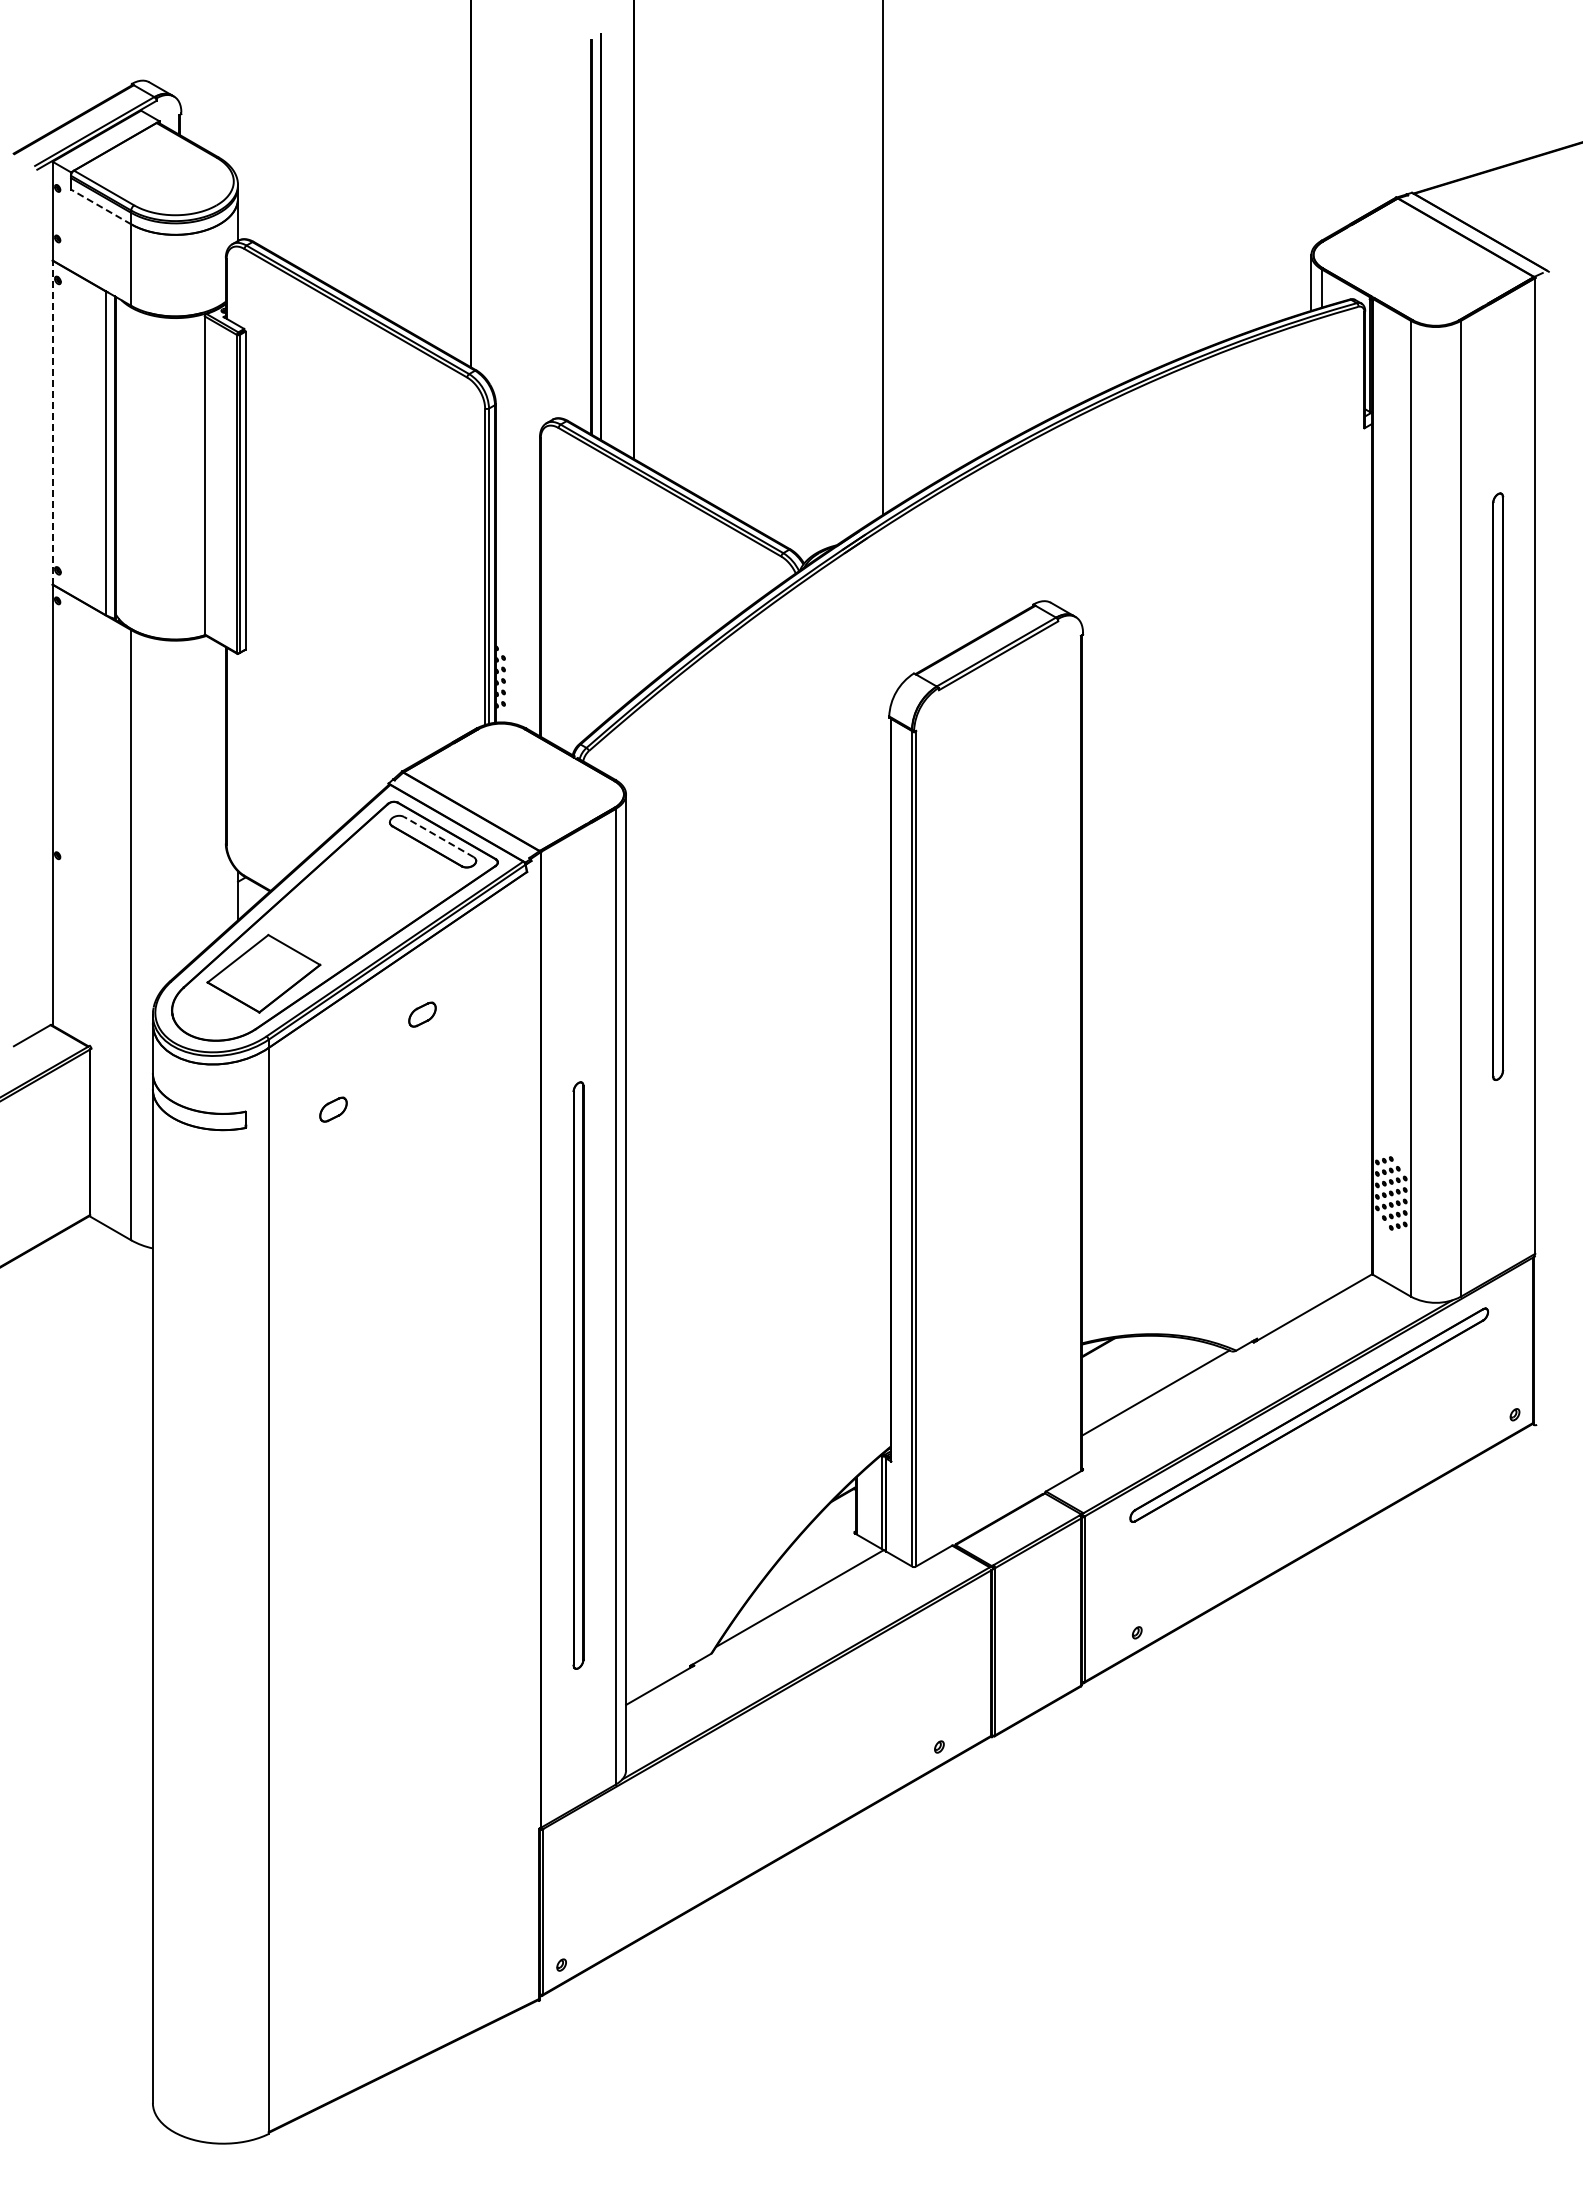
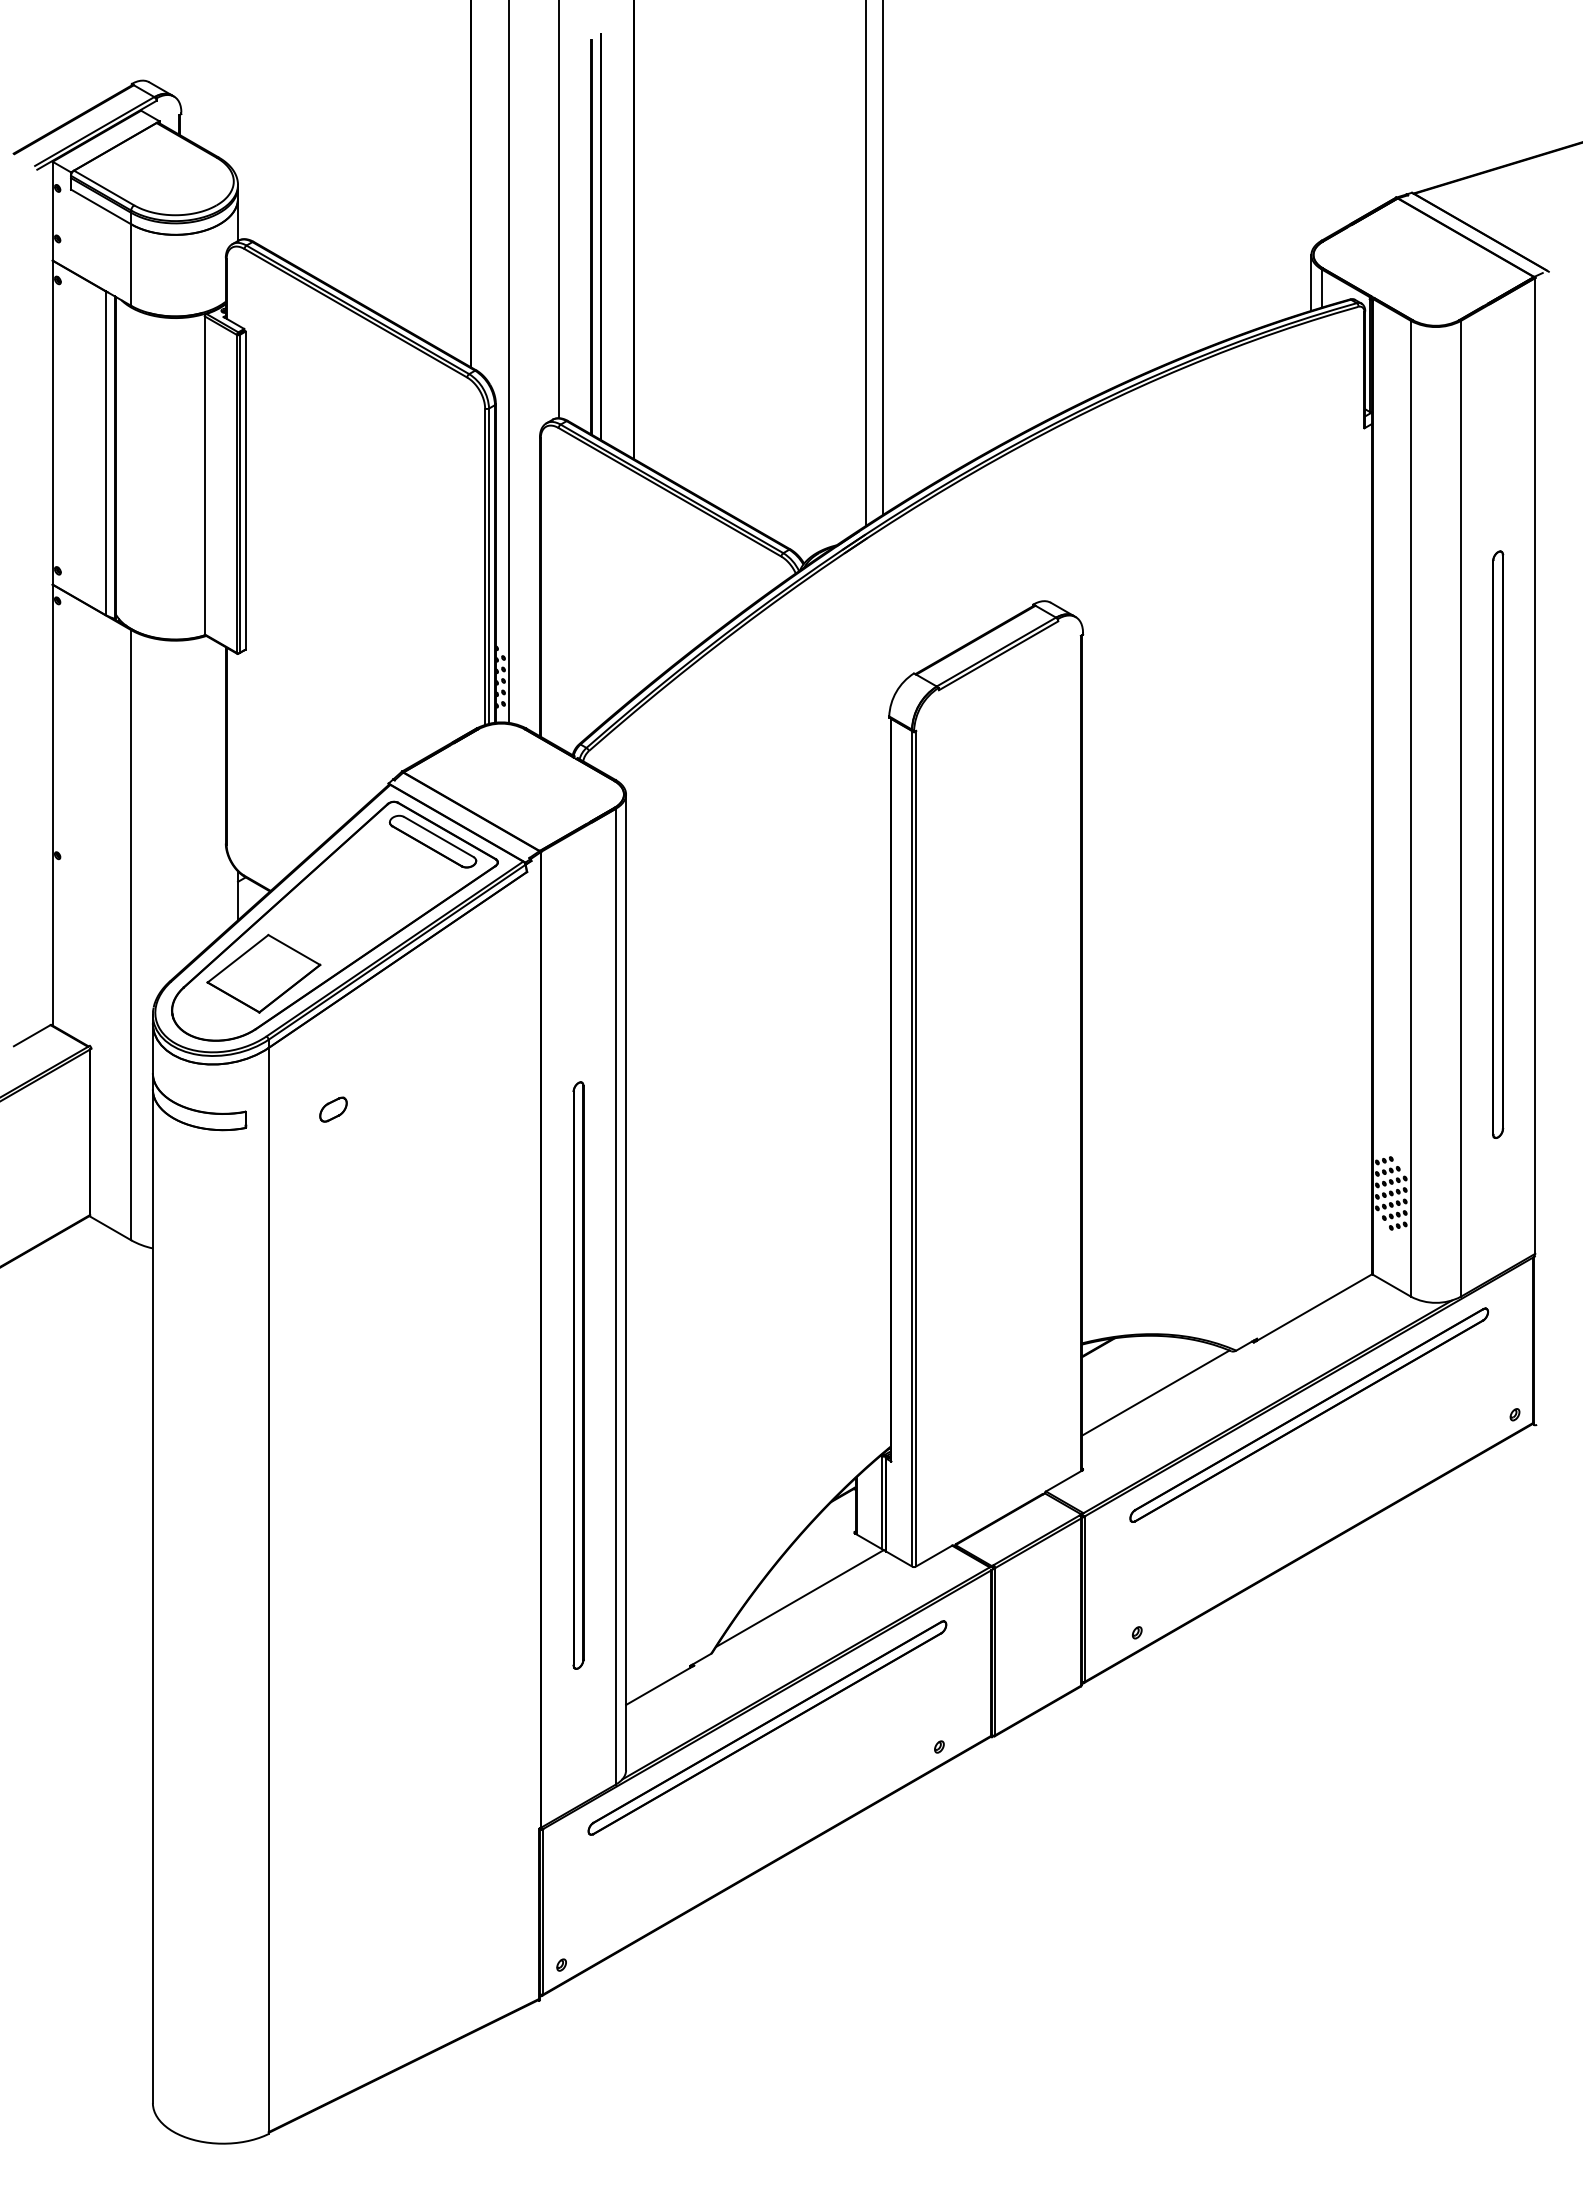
line: dashed -> solid (101, 206)
line: none -> present (559, 210)
line: none -> present (866, 263)
line: none -> present (509, 362)
line: dashed -> solid (52, 422)
part position: (1498, 786) -> (1498, 844) (1498, 844)
line: dashed -> solid (438, 836)
part: present -> none (422, 1014)
part: none -> present (767, 1727)
